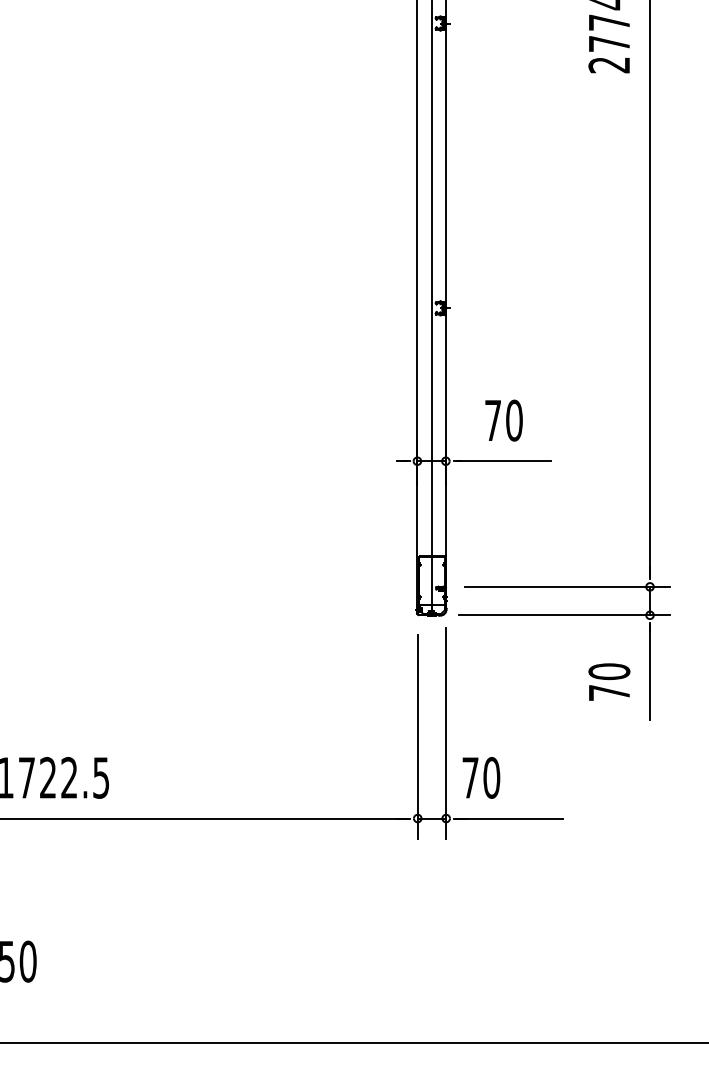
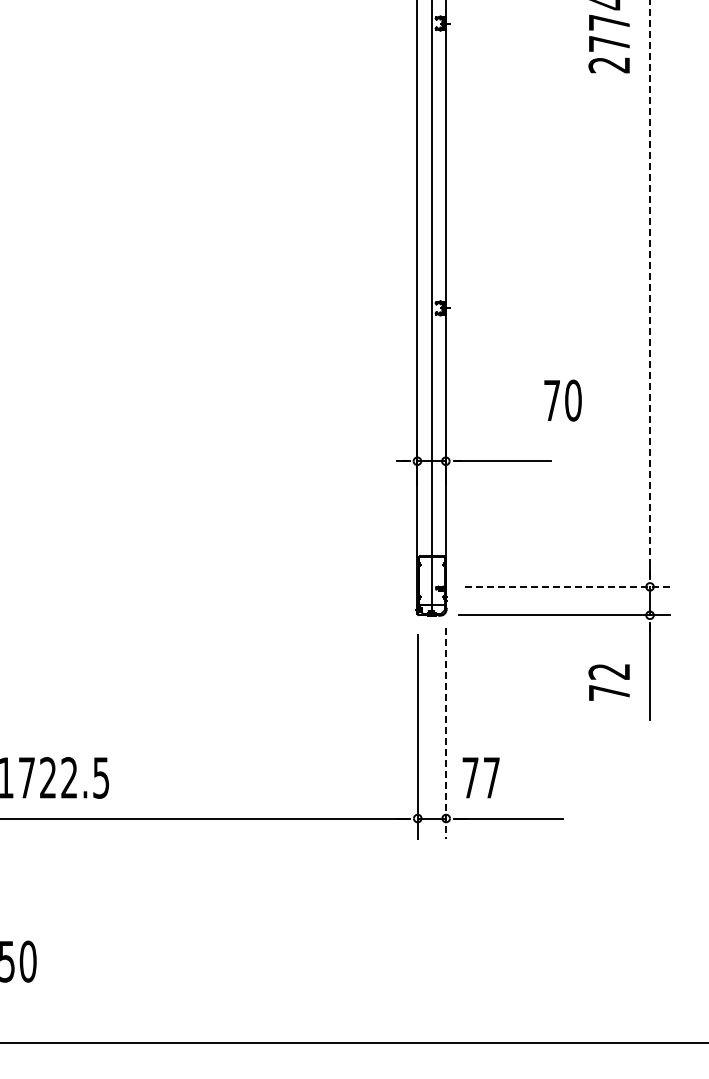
line: solid -> dashed (650, 287)
text position: (503, 420) -> (562, 400) (562, 400)
line: solid -> dashed (568, 586)
text: 70 -> 72 (609, 671)
line: solid -> dashed (446, 733)
text: 70 -> 77 (491, 777)
